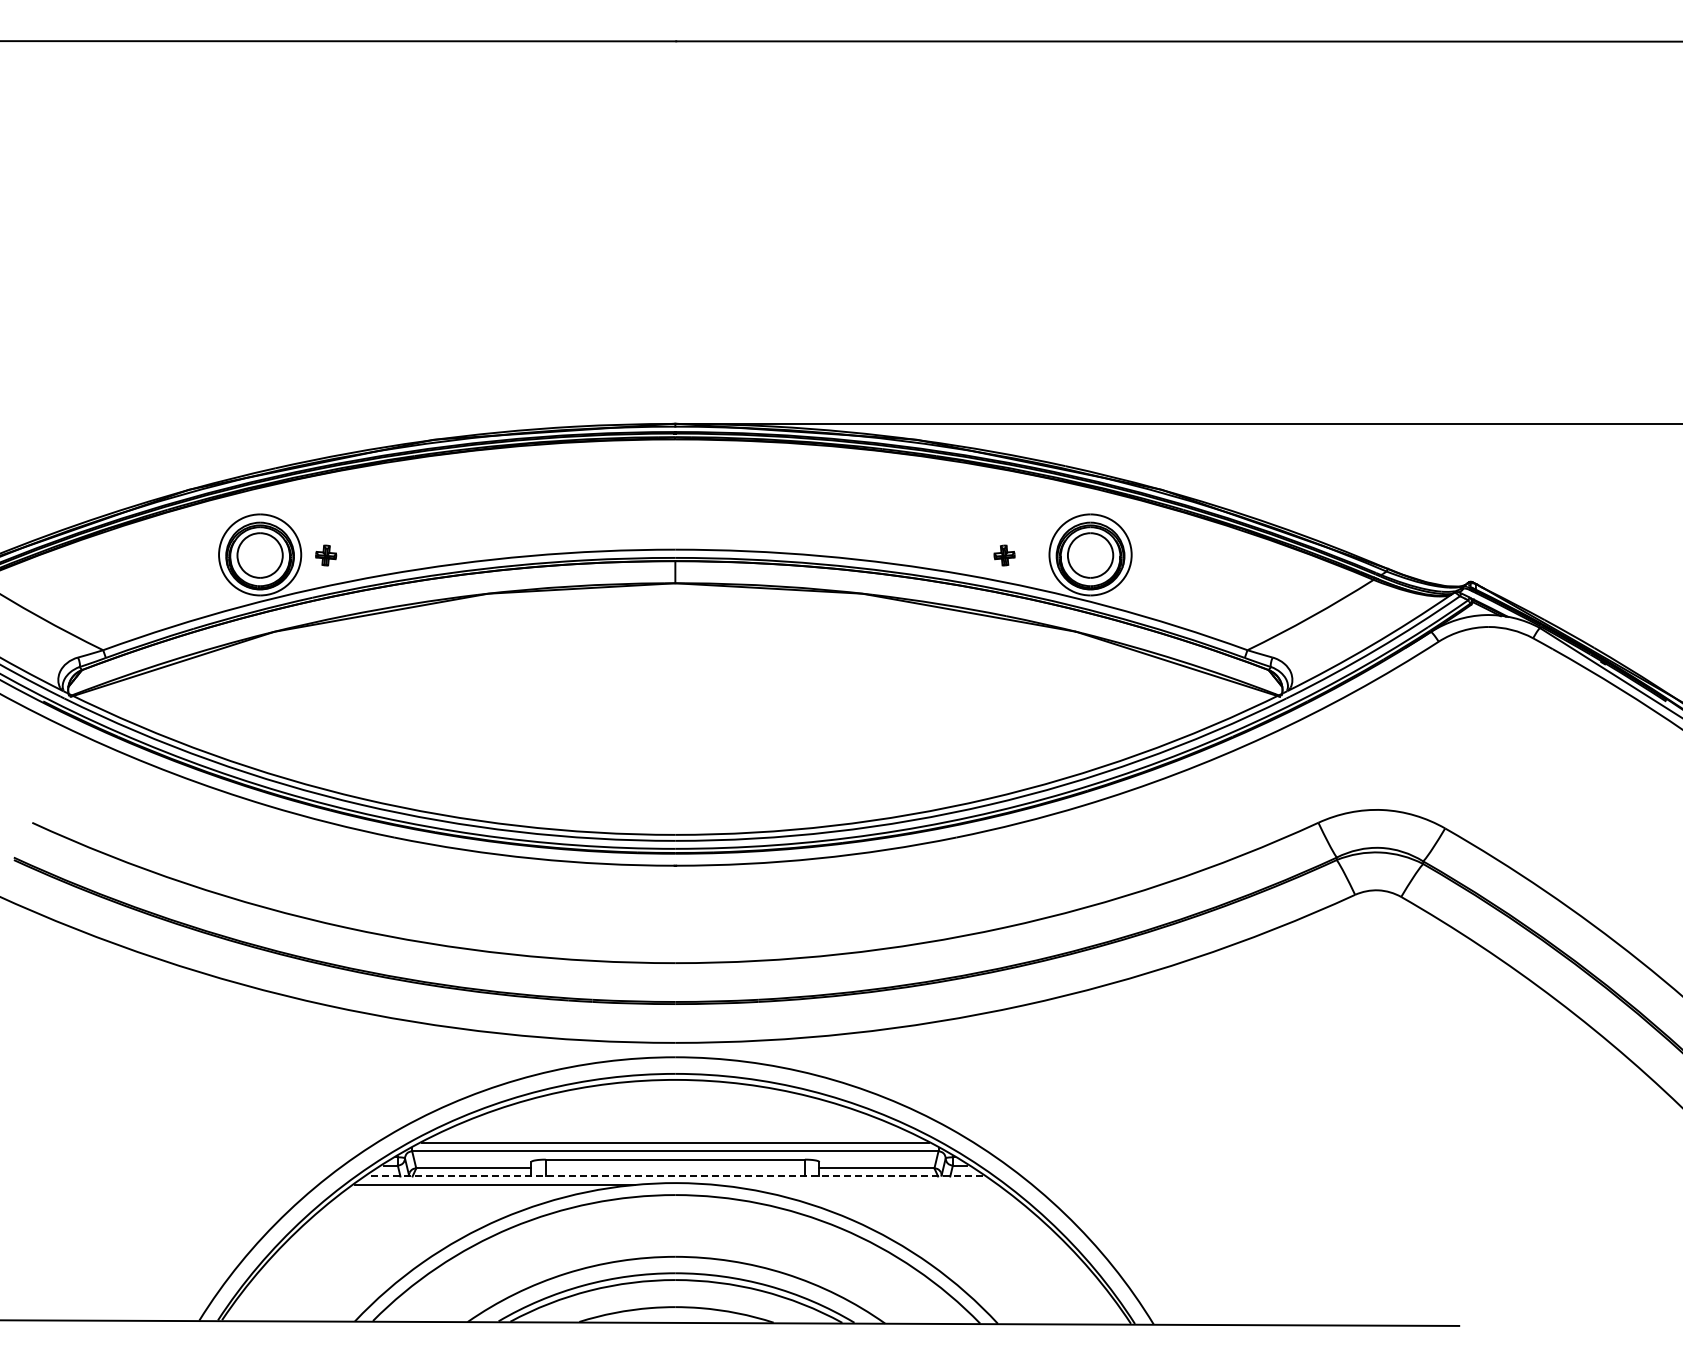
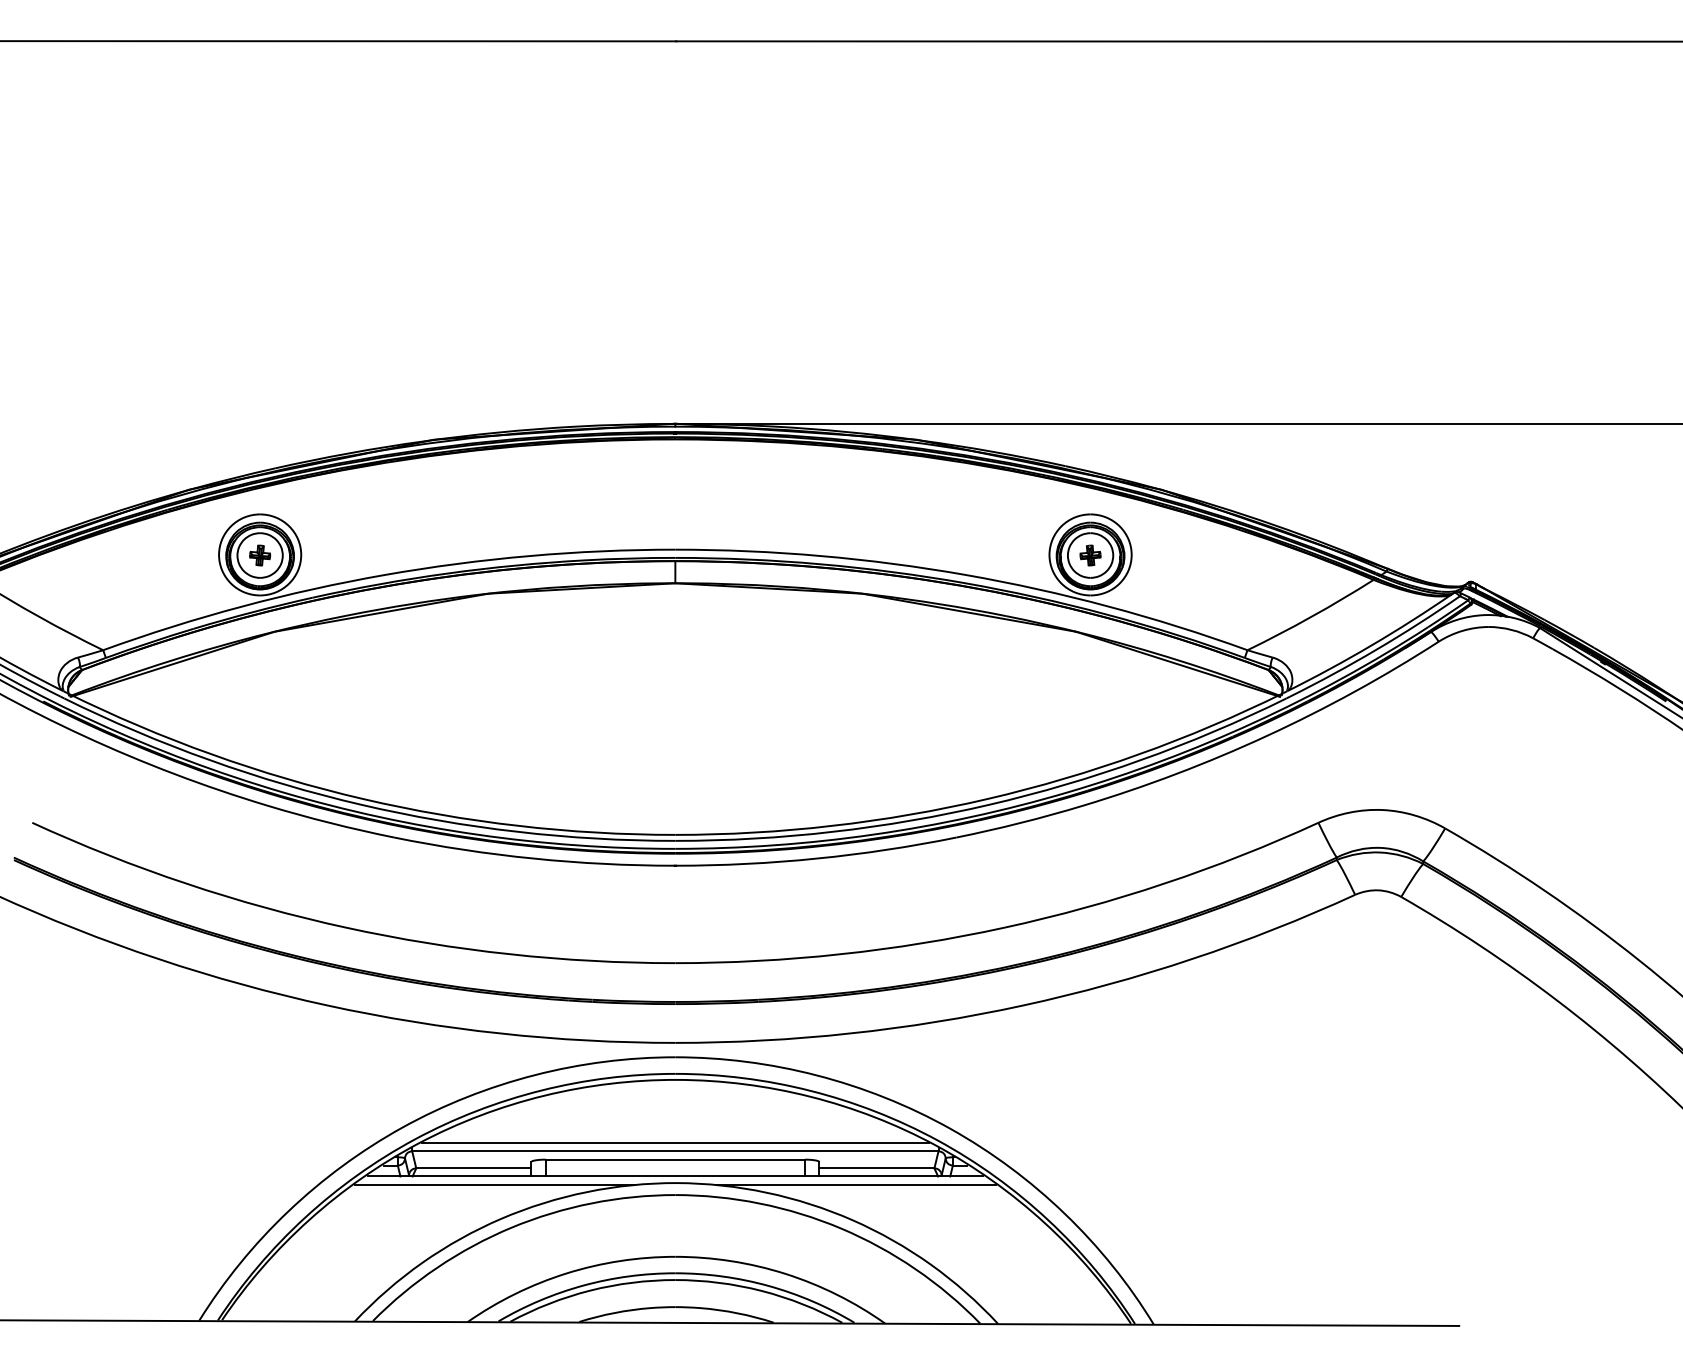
part position: (326, 555) -> (260, 555) (260, 555)
part position: (1004, 555) -> (1090, 555) (1090, 555)
line: dashed -> solid (675, 1176)
line: none -> present (855, 1185)
